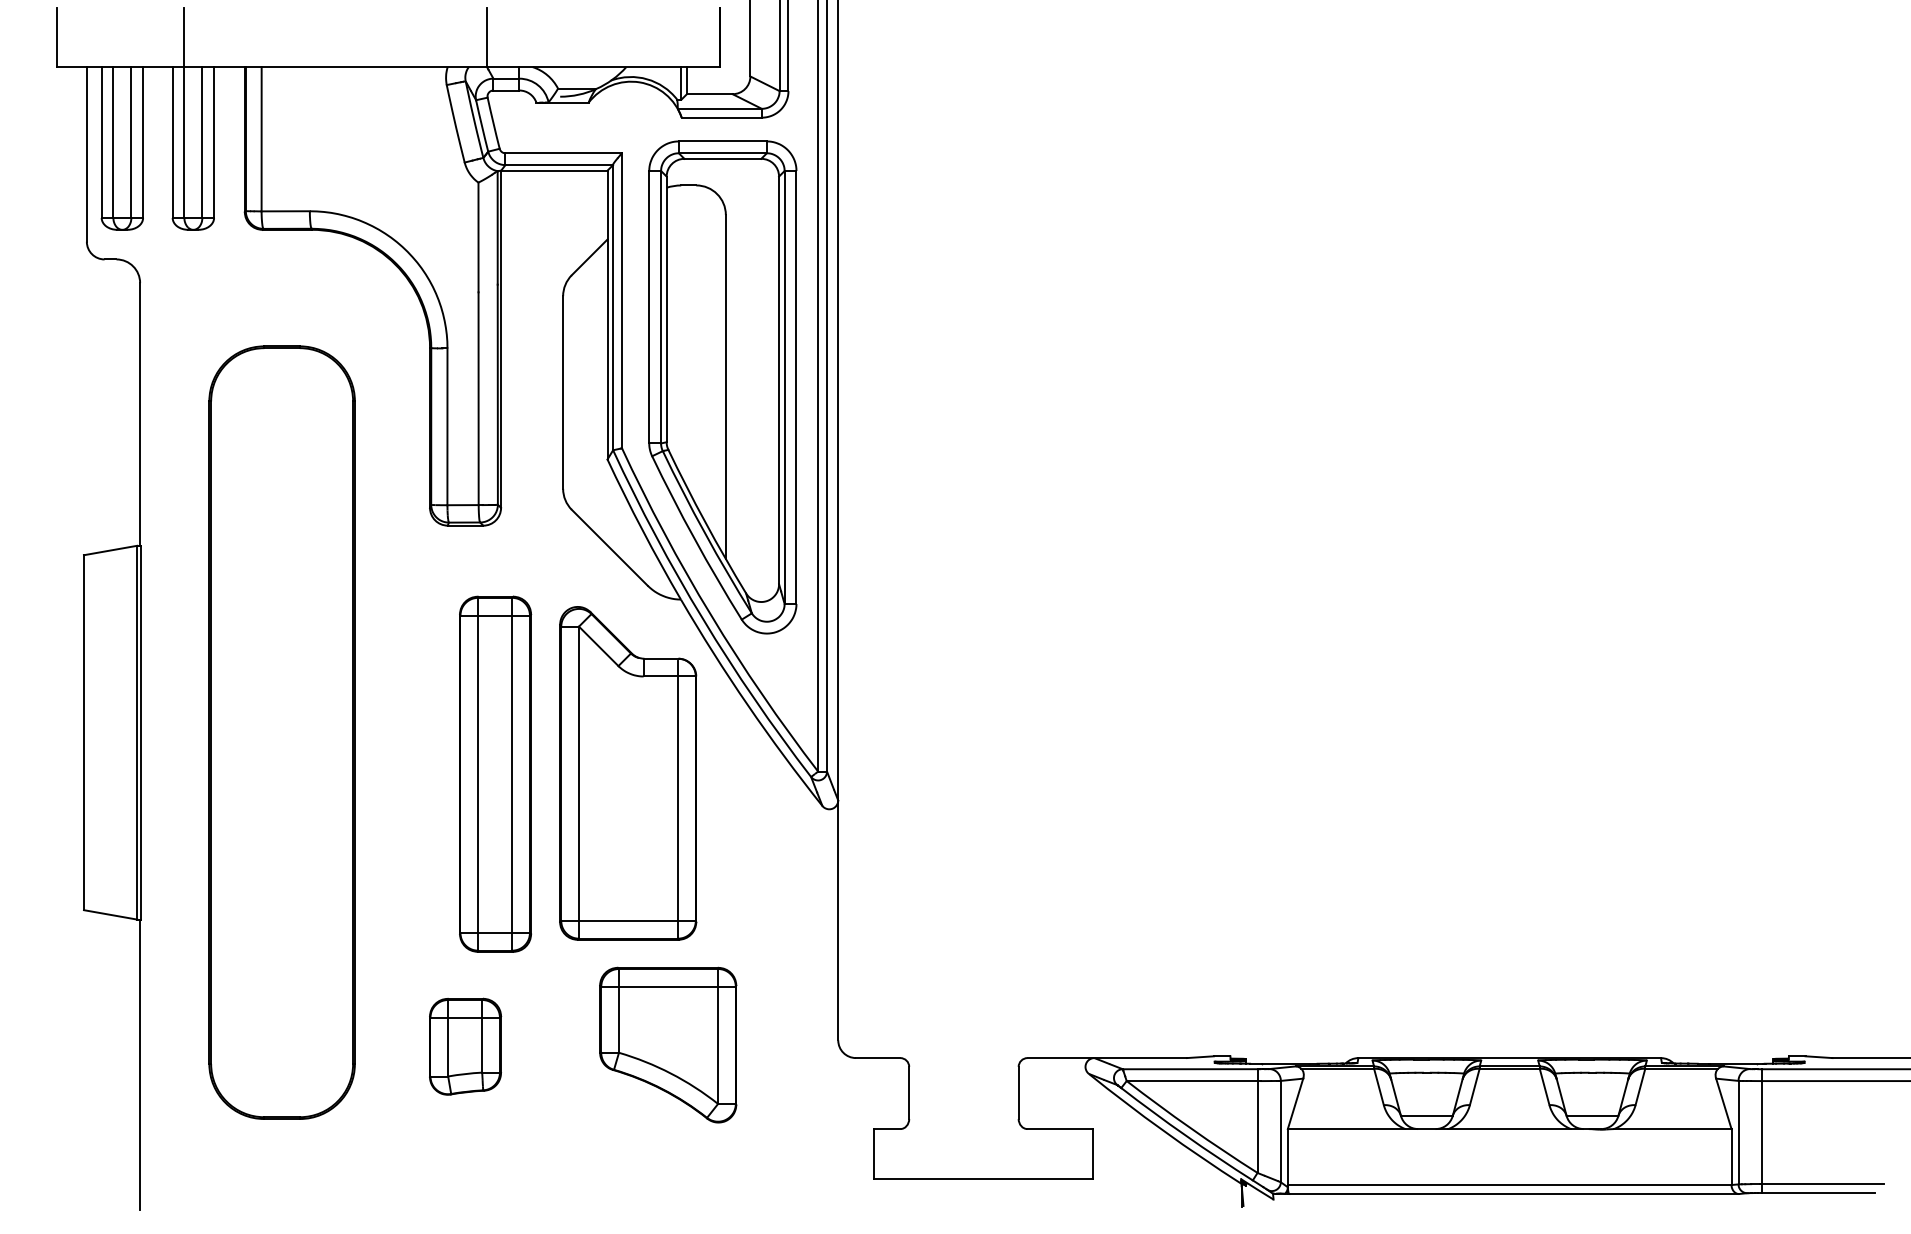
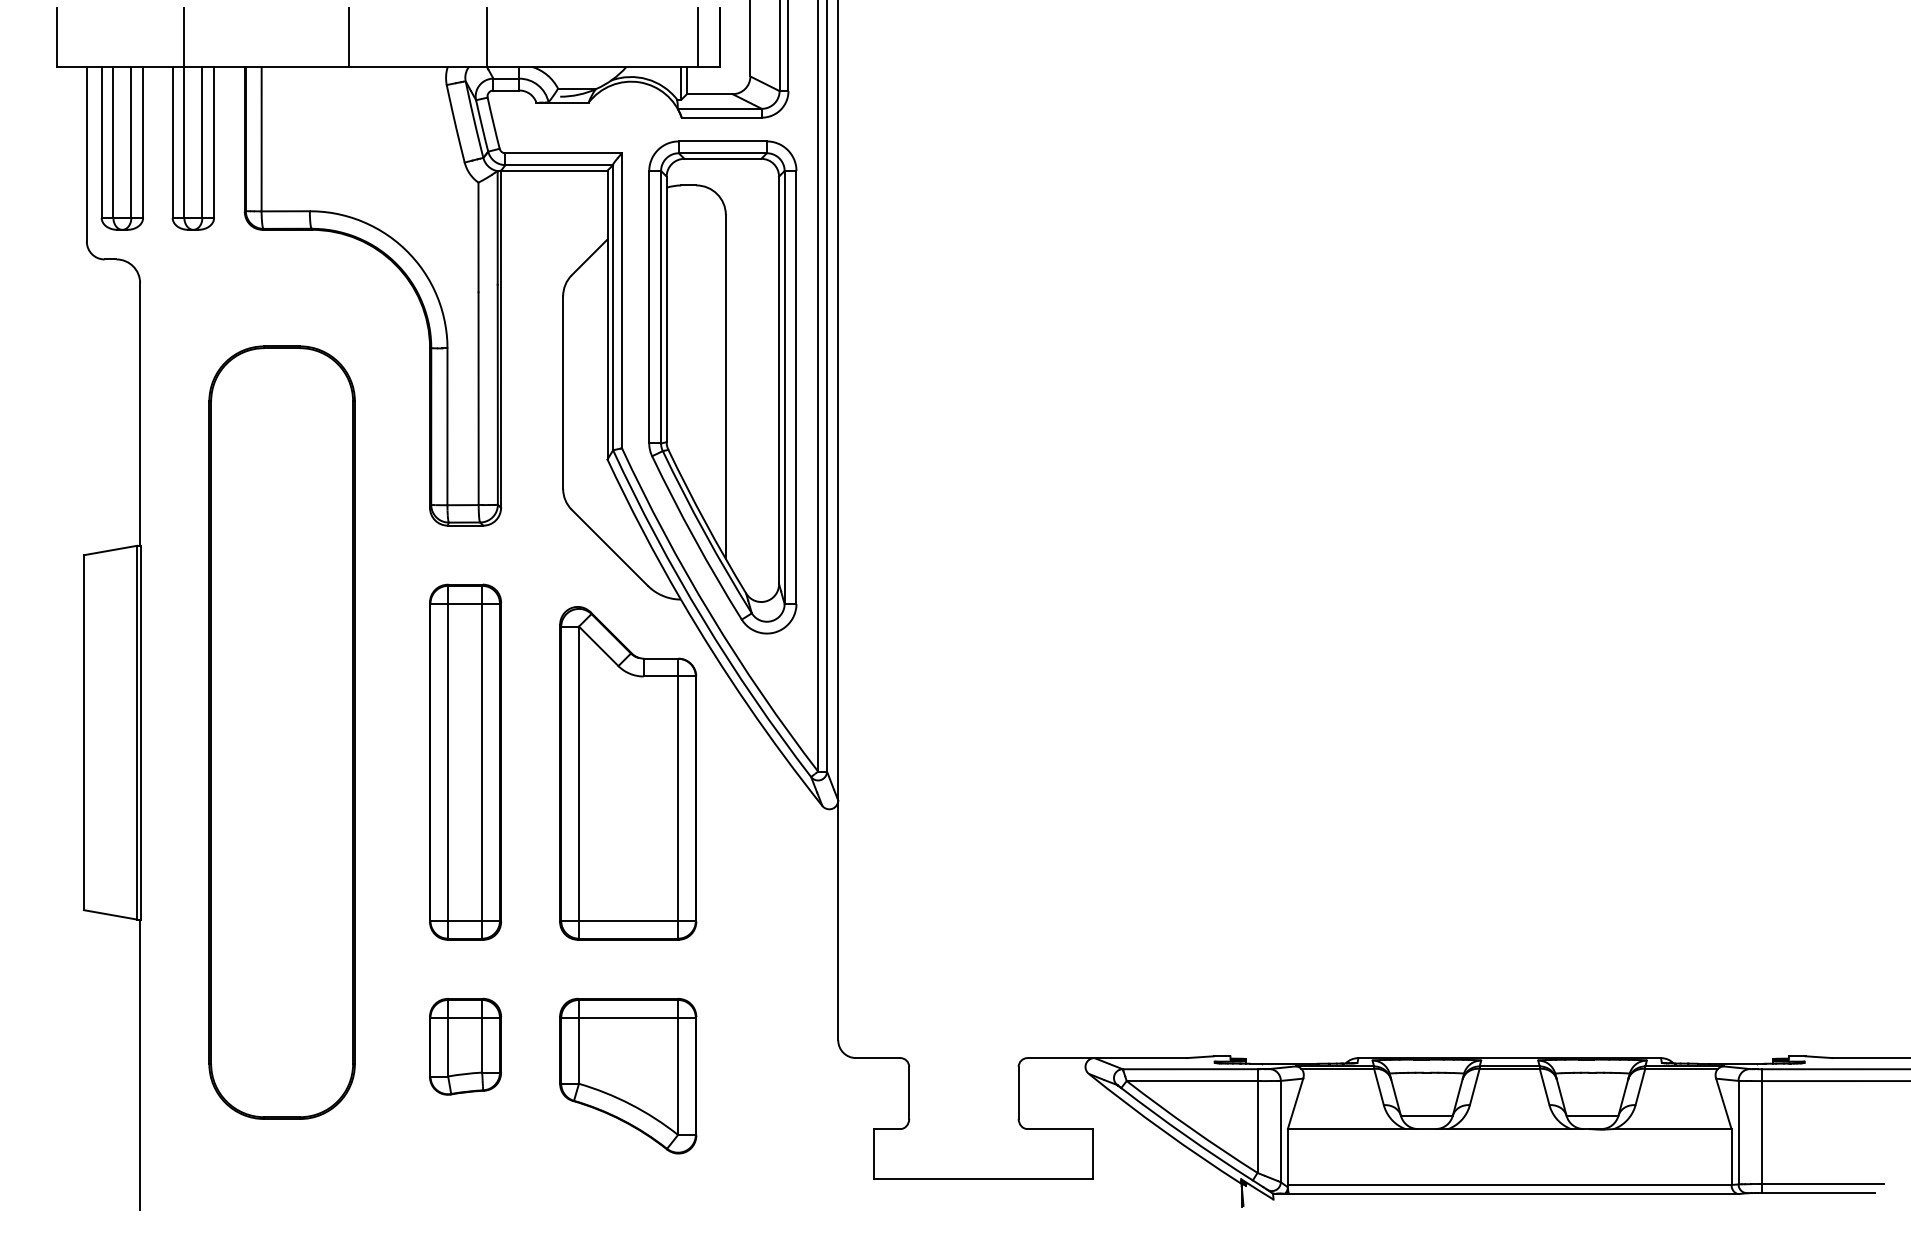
line: none -> present (348, 37)
line: none -> present (697, 37)
part position: (495, 773) -> (465, 761) (465, 761)
part position: (668, 1044) -> (628, 1075) (628, 1075)
